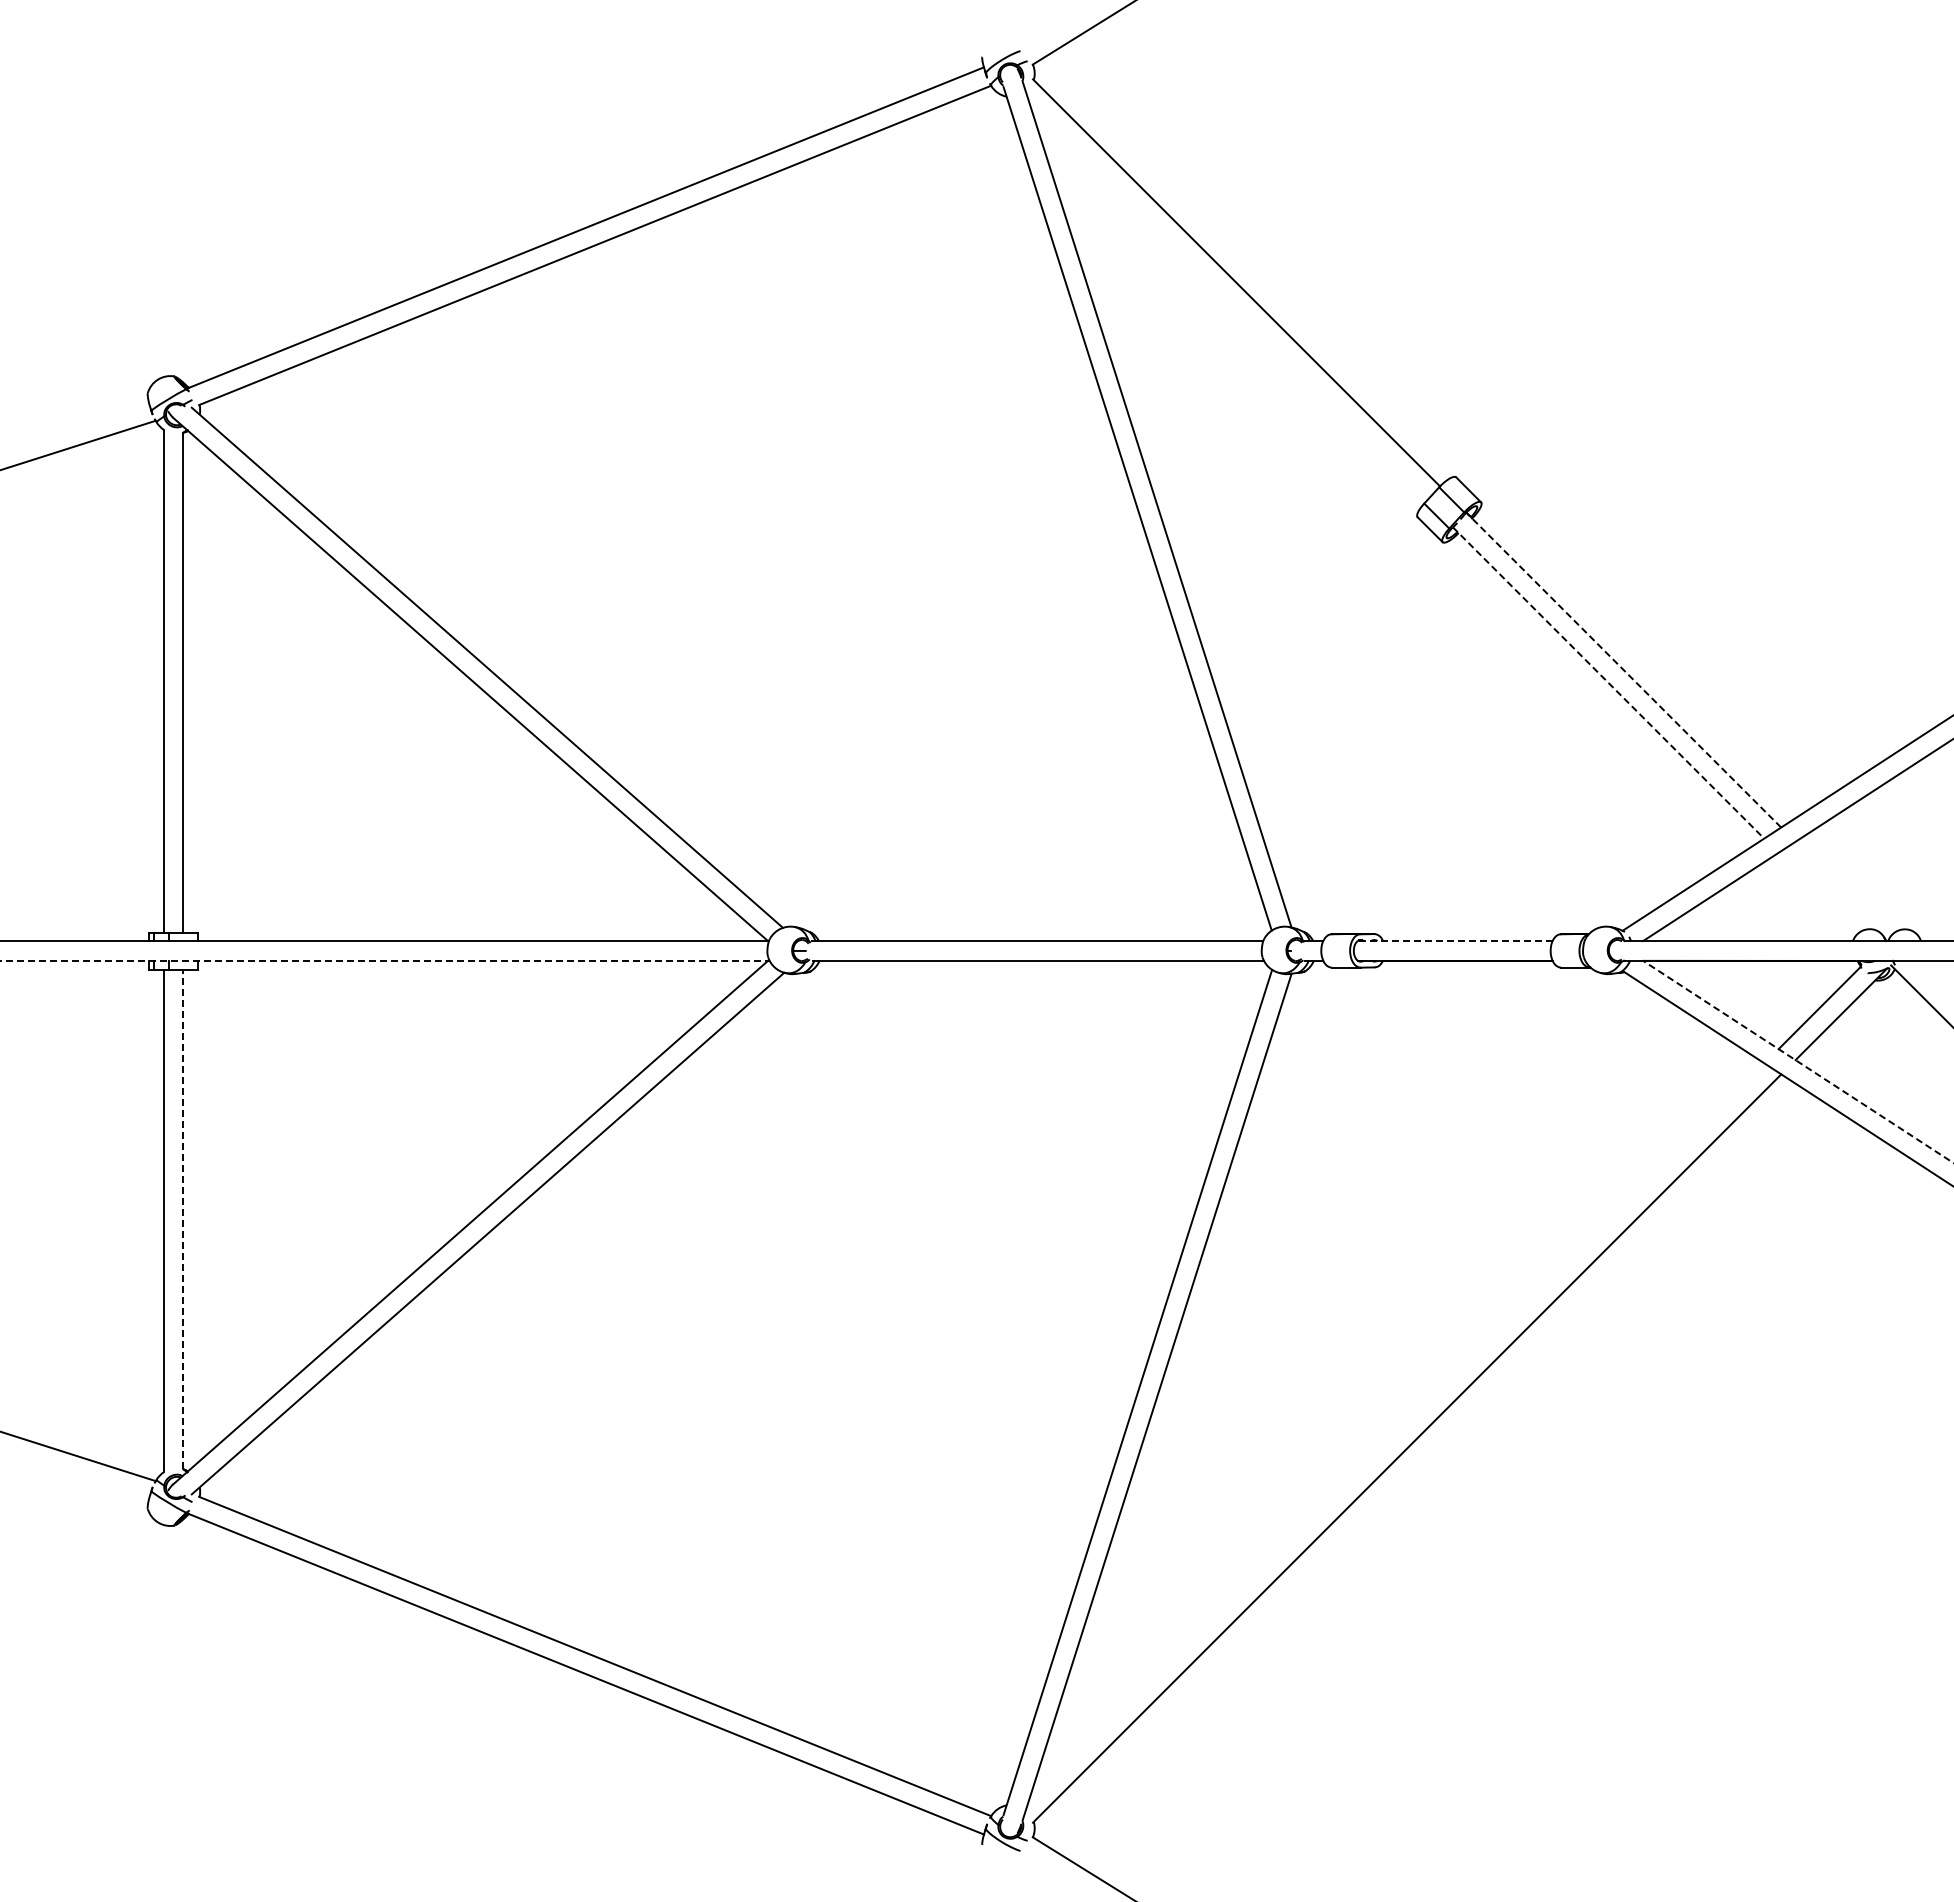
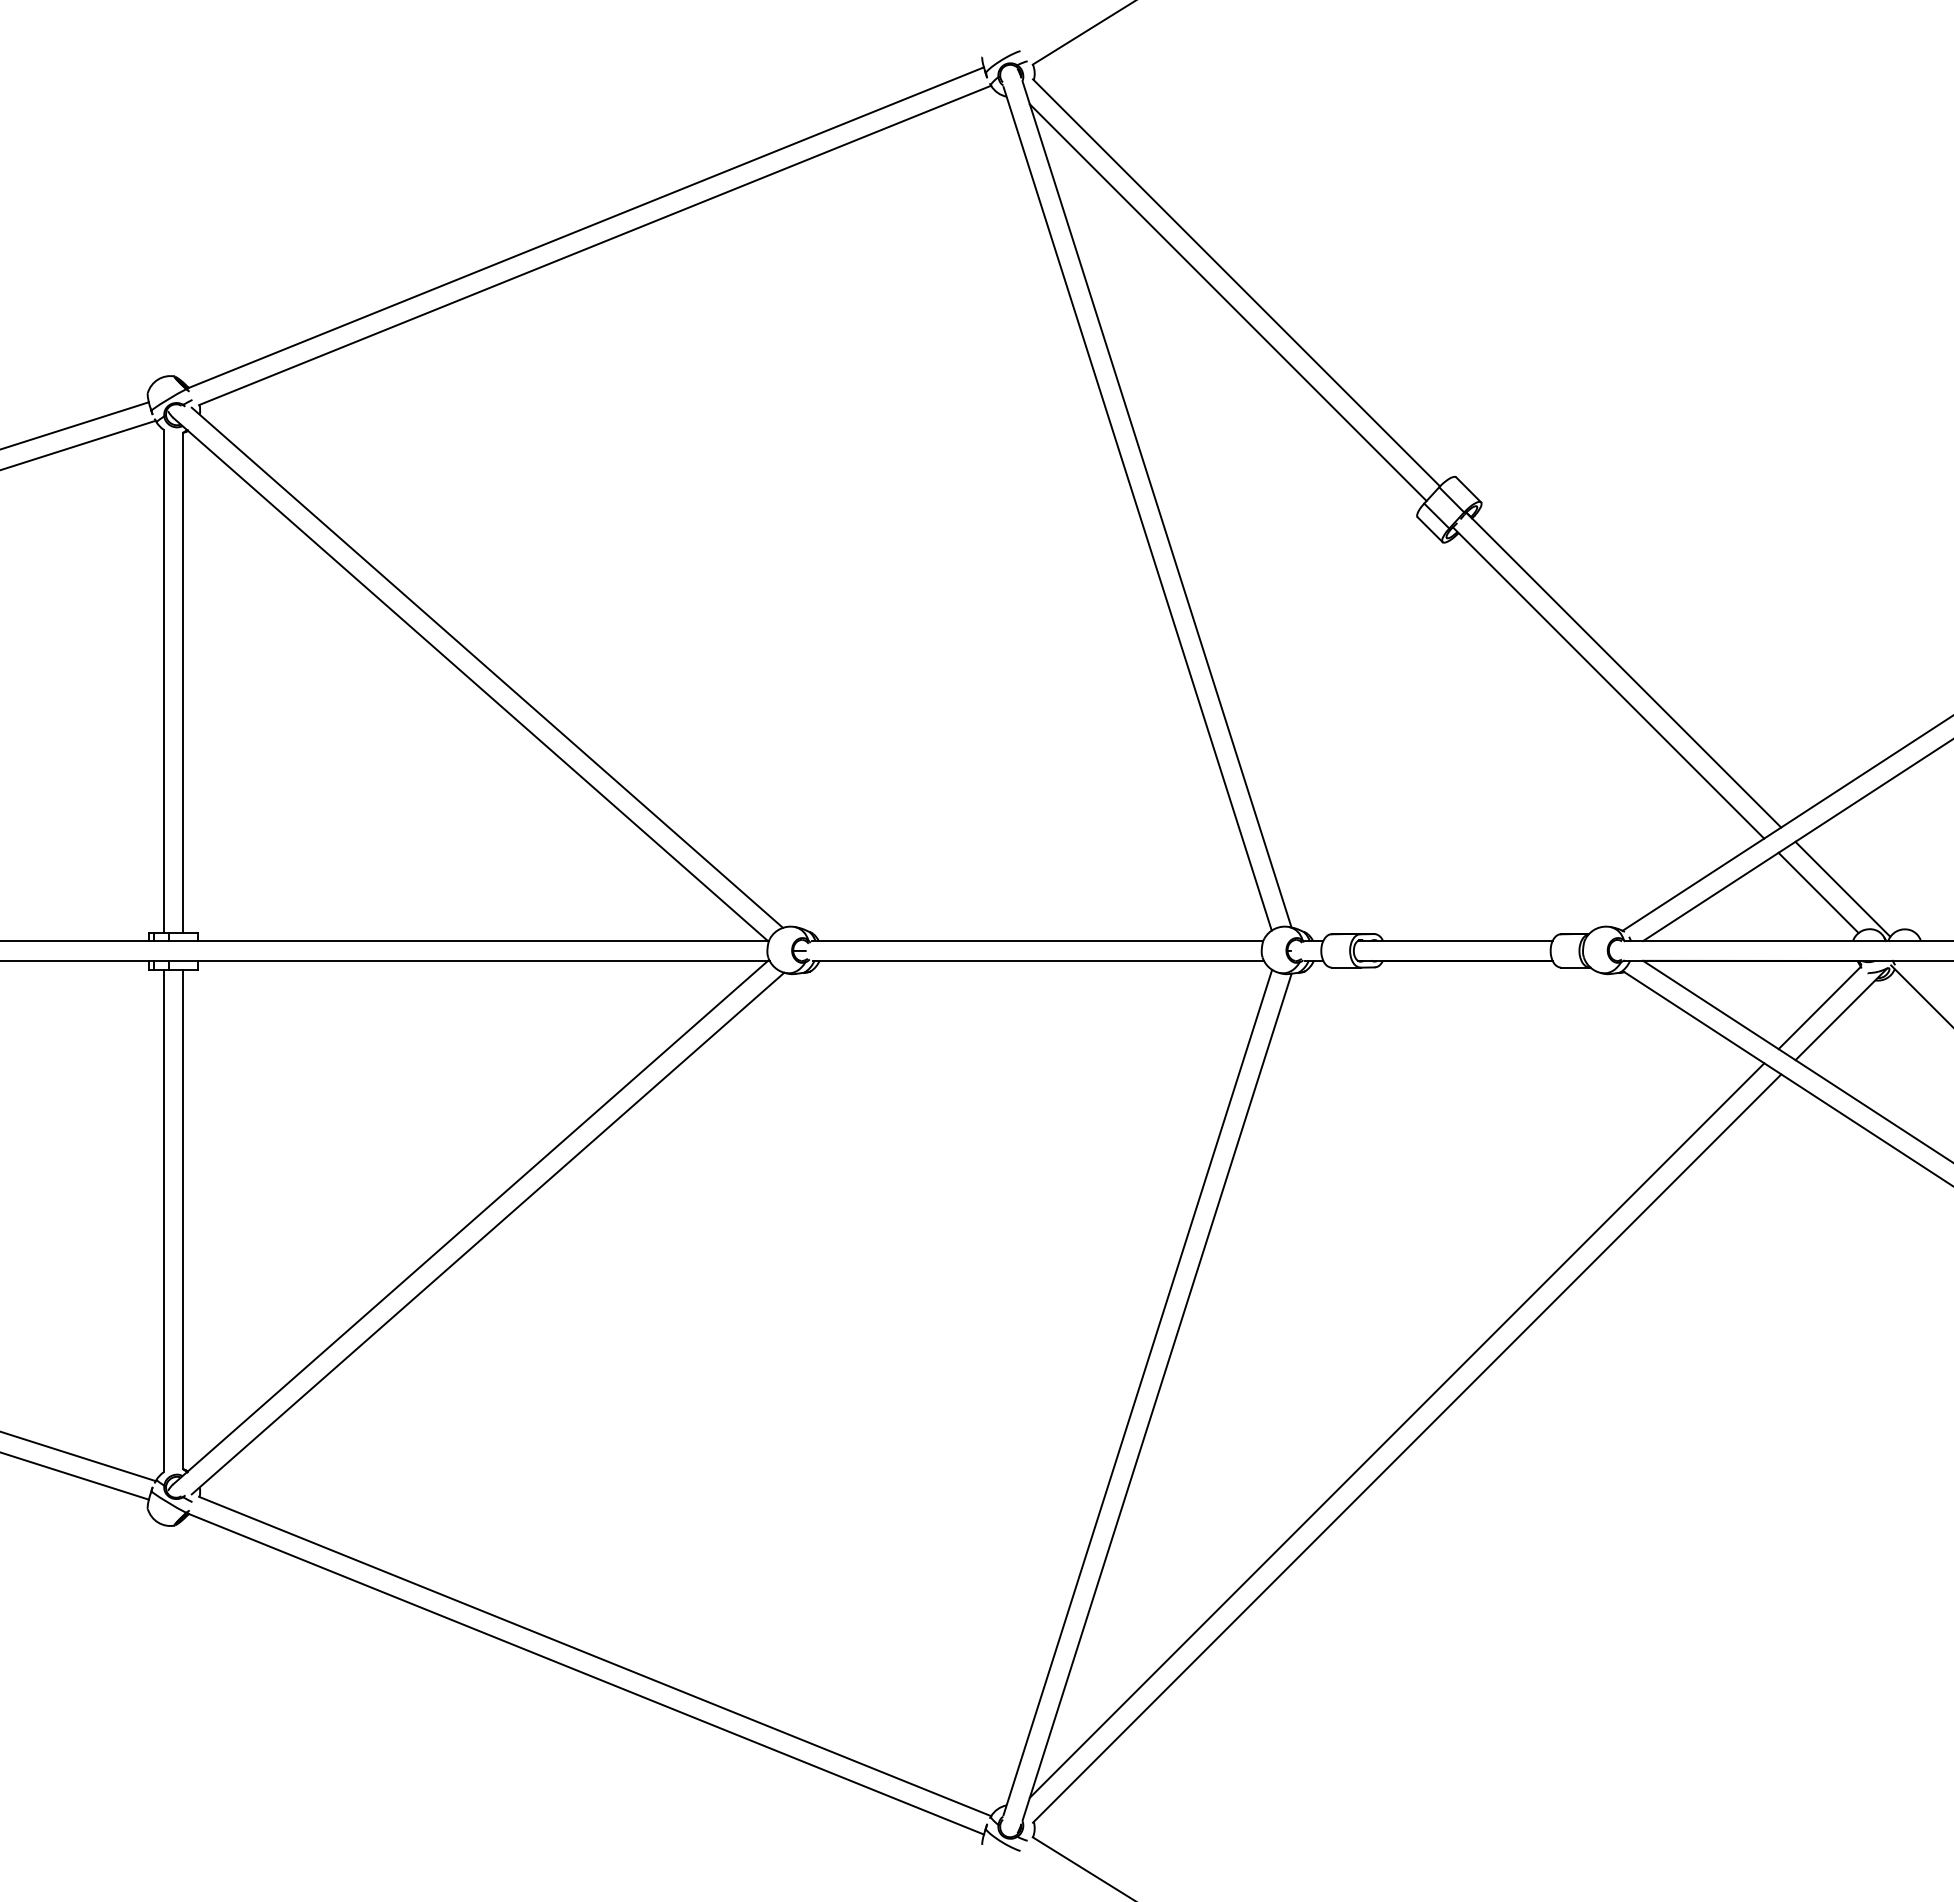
line: none -> present (1227, 302)
line: none -> present (75, 425)
line: dashed -> solid (1623, 670)
line: dashed -> solid (1608, 683)
line: none -> present (1842, 888)
line: none -> present (1818, 892)
line: dashed -> solid (1454, 941)
line: dashed -> solid (385, 960)
line: dashed -> solid (1797, 1061)
line: dashed -> solid (183, 1219)
line: none -> present (1396, 1430)
line: none -> present (75, 1476)
